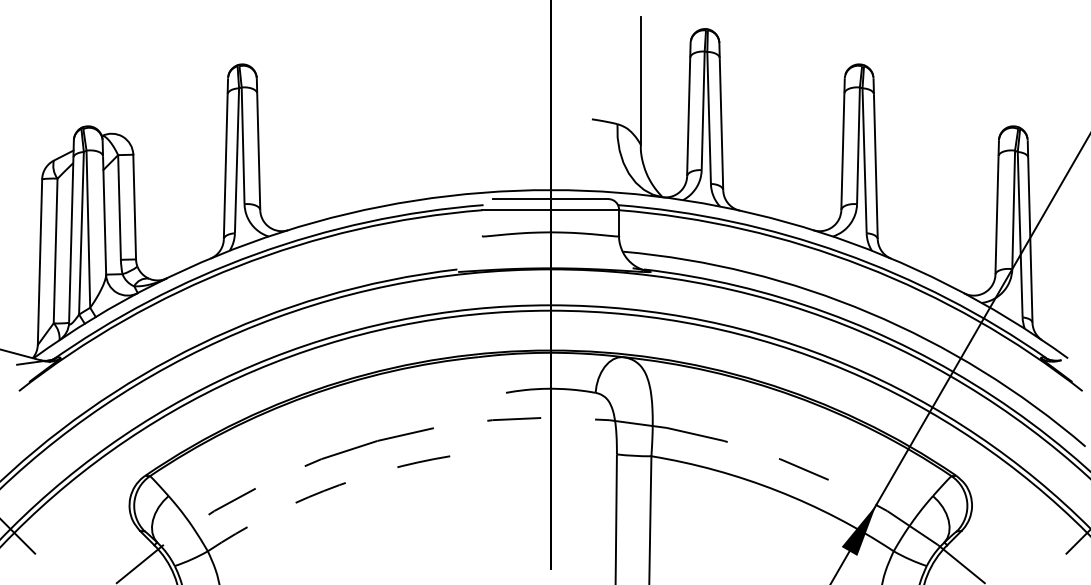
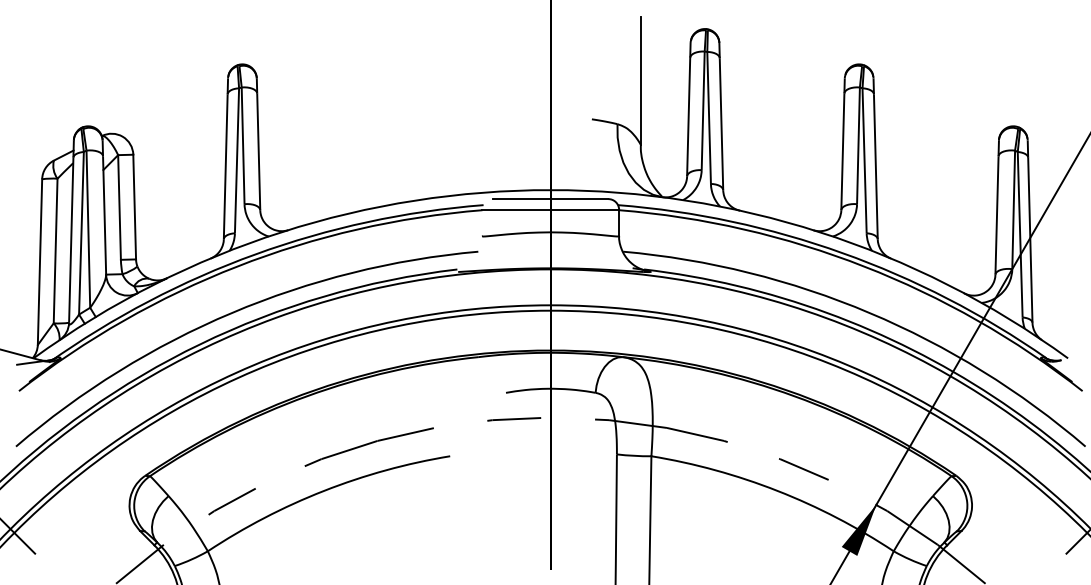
arc: none -> present (229, 315)
arc: dashed -> solid (324, 490)
